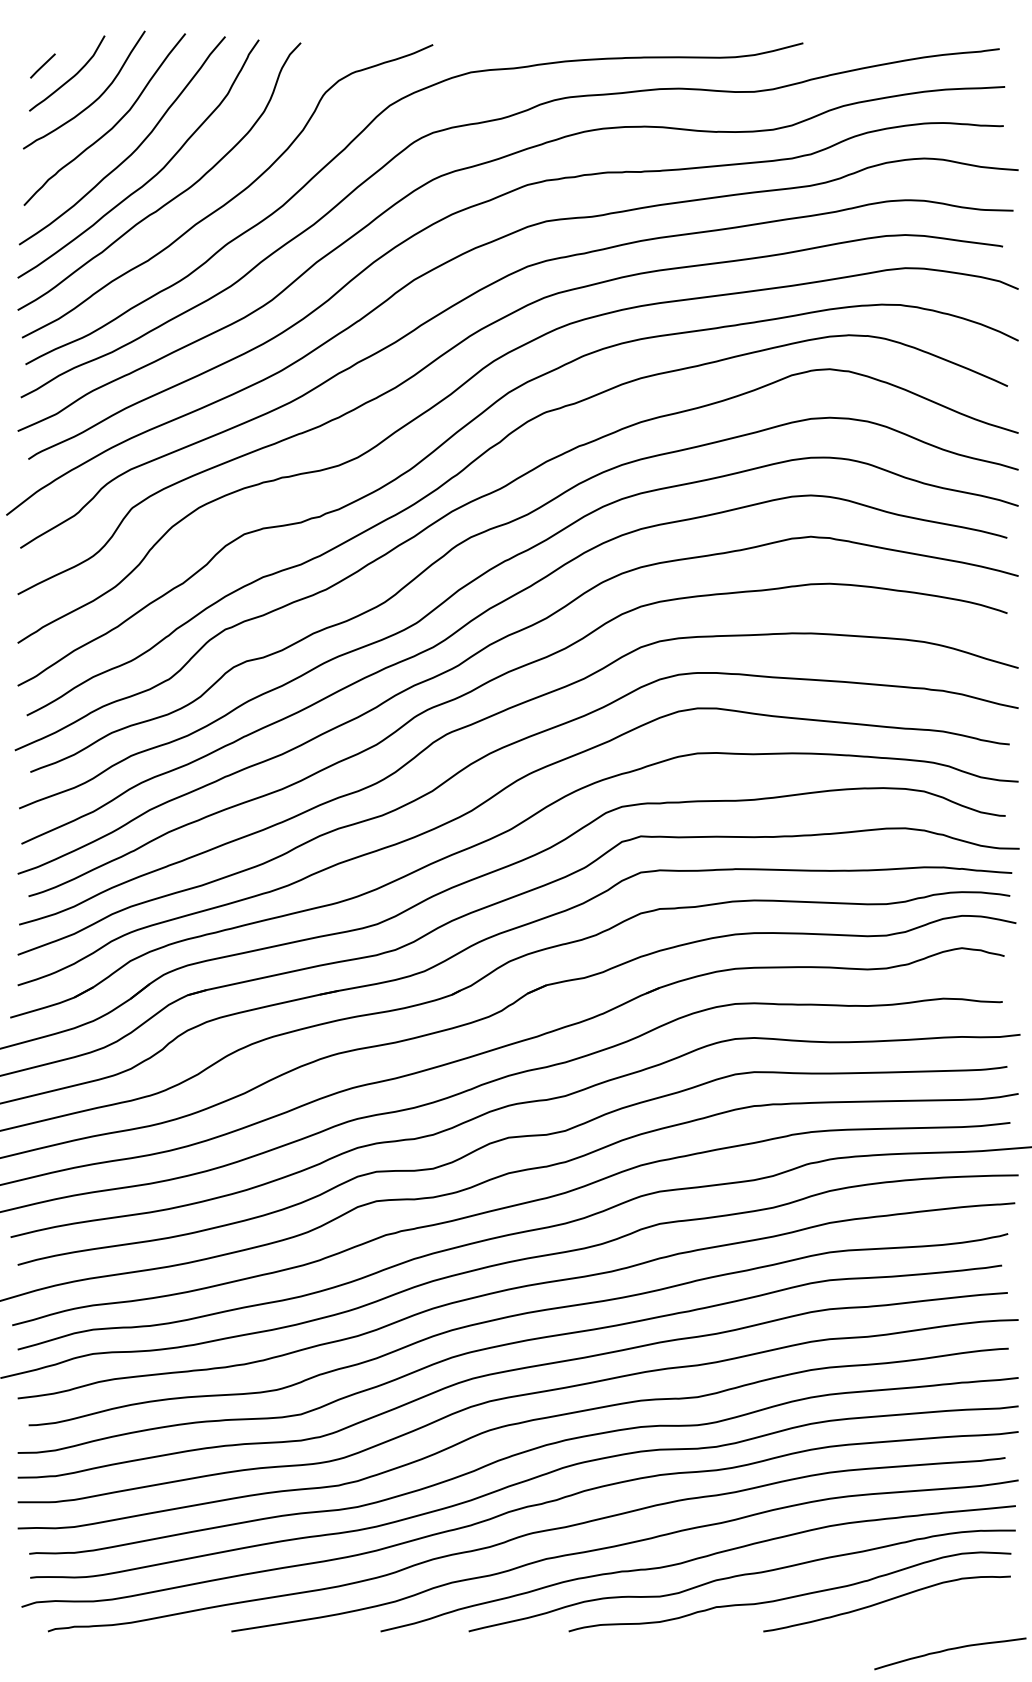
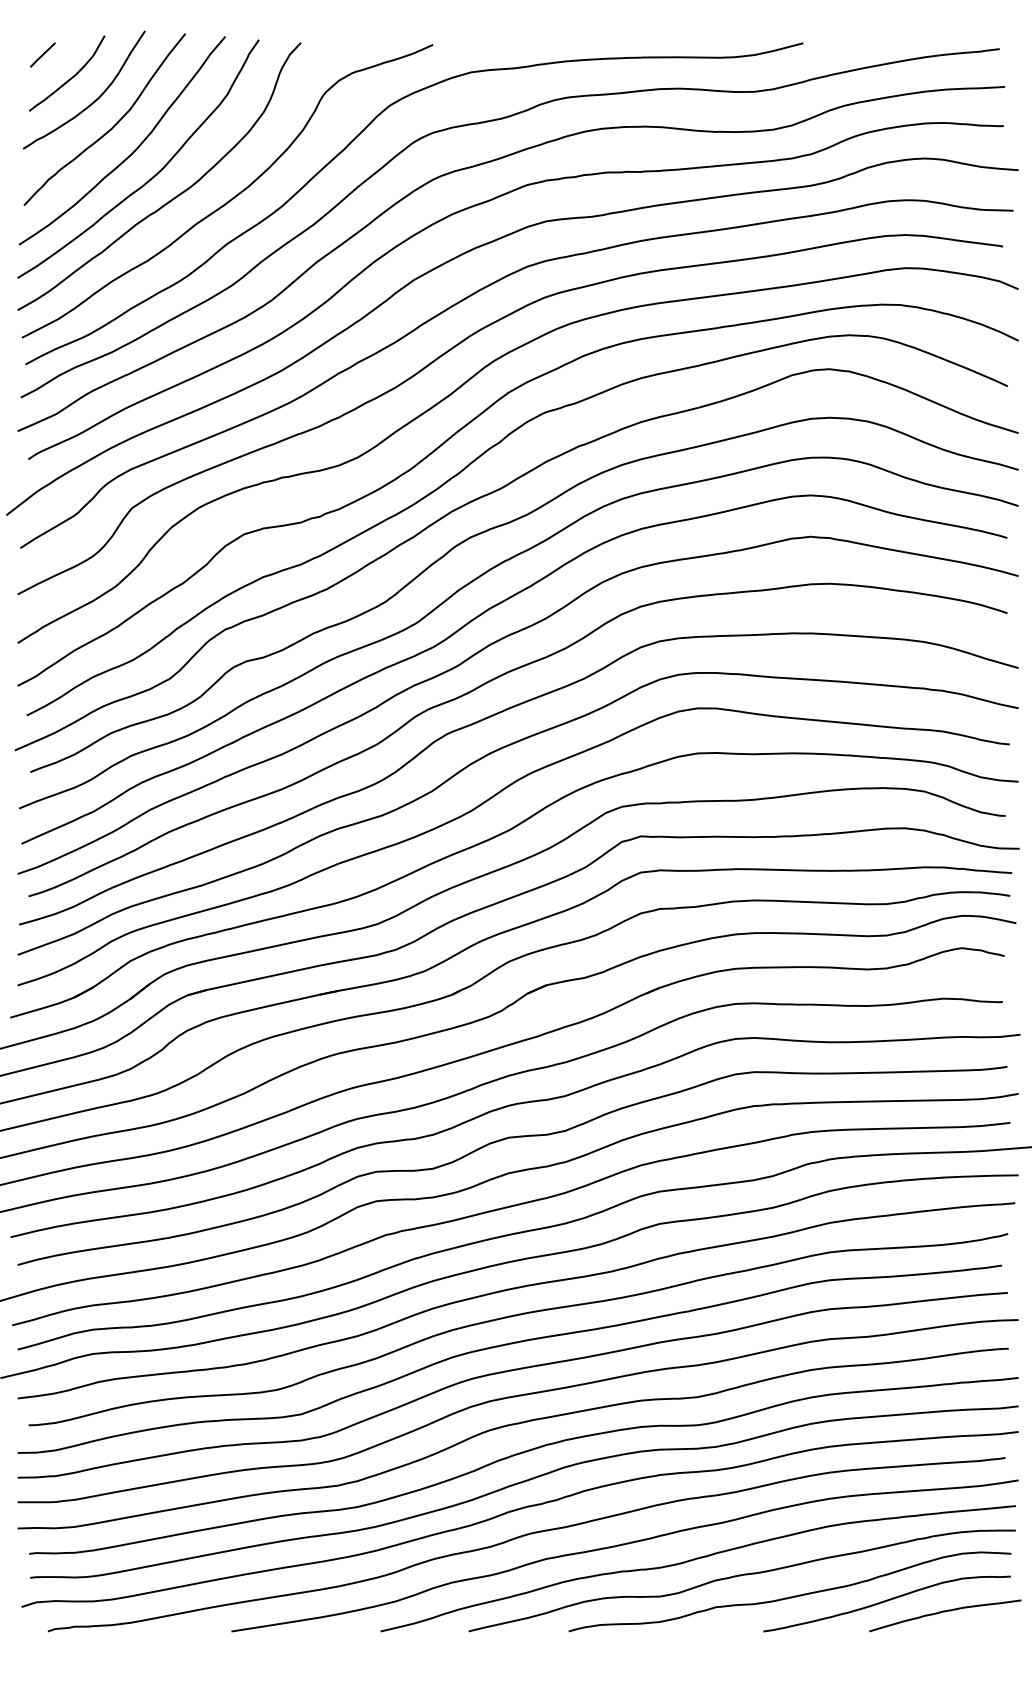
line position: (42, 65) -> (42, 54) (42, 54)
curve position: (950, 1650) -> (945, 1612) (945, 1612)
